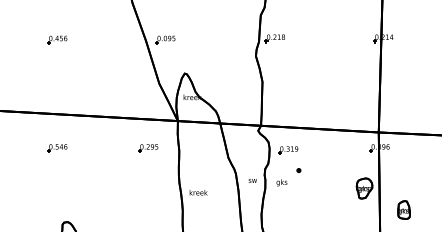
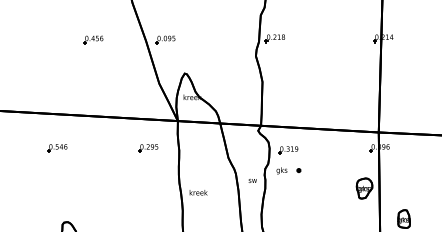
part position: (57, 39) -> (93, 39) (93, 39)
text position: (281, 182) -> (281, 170) (281, 170)
part position: (403, 209) -> (403, 218) (403, 218)
